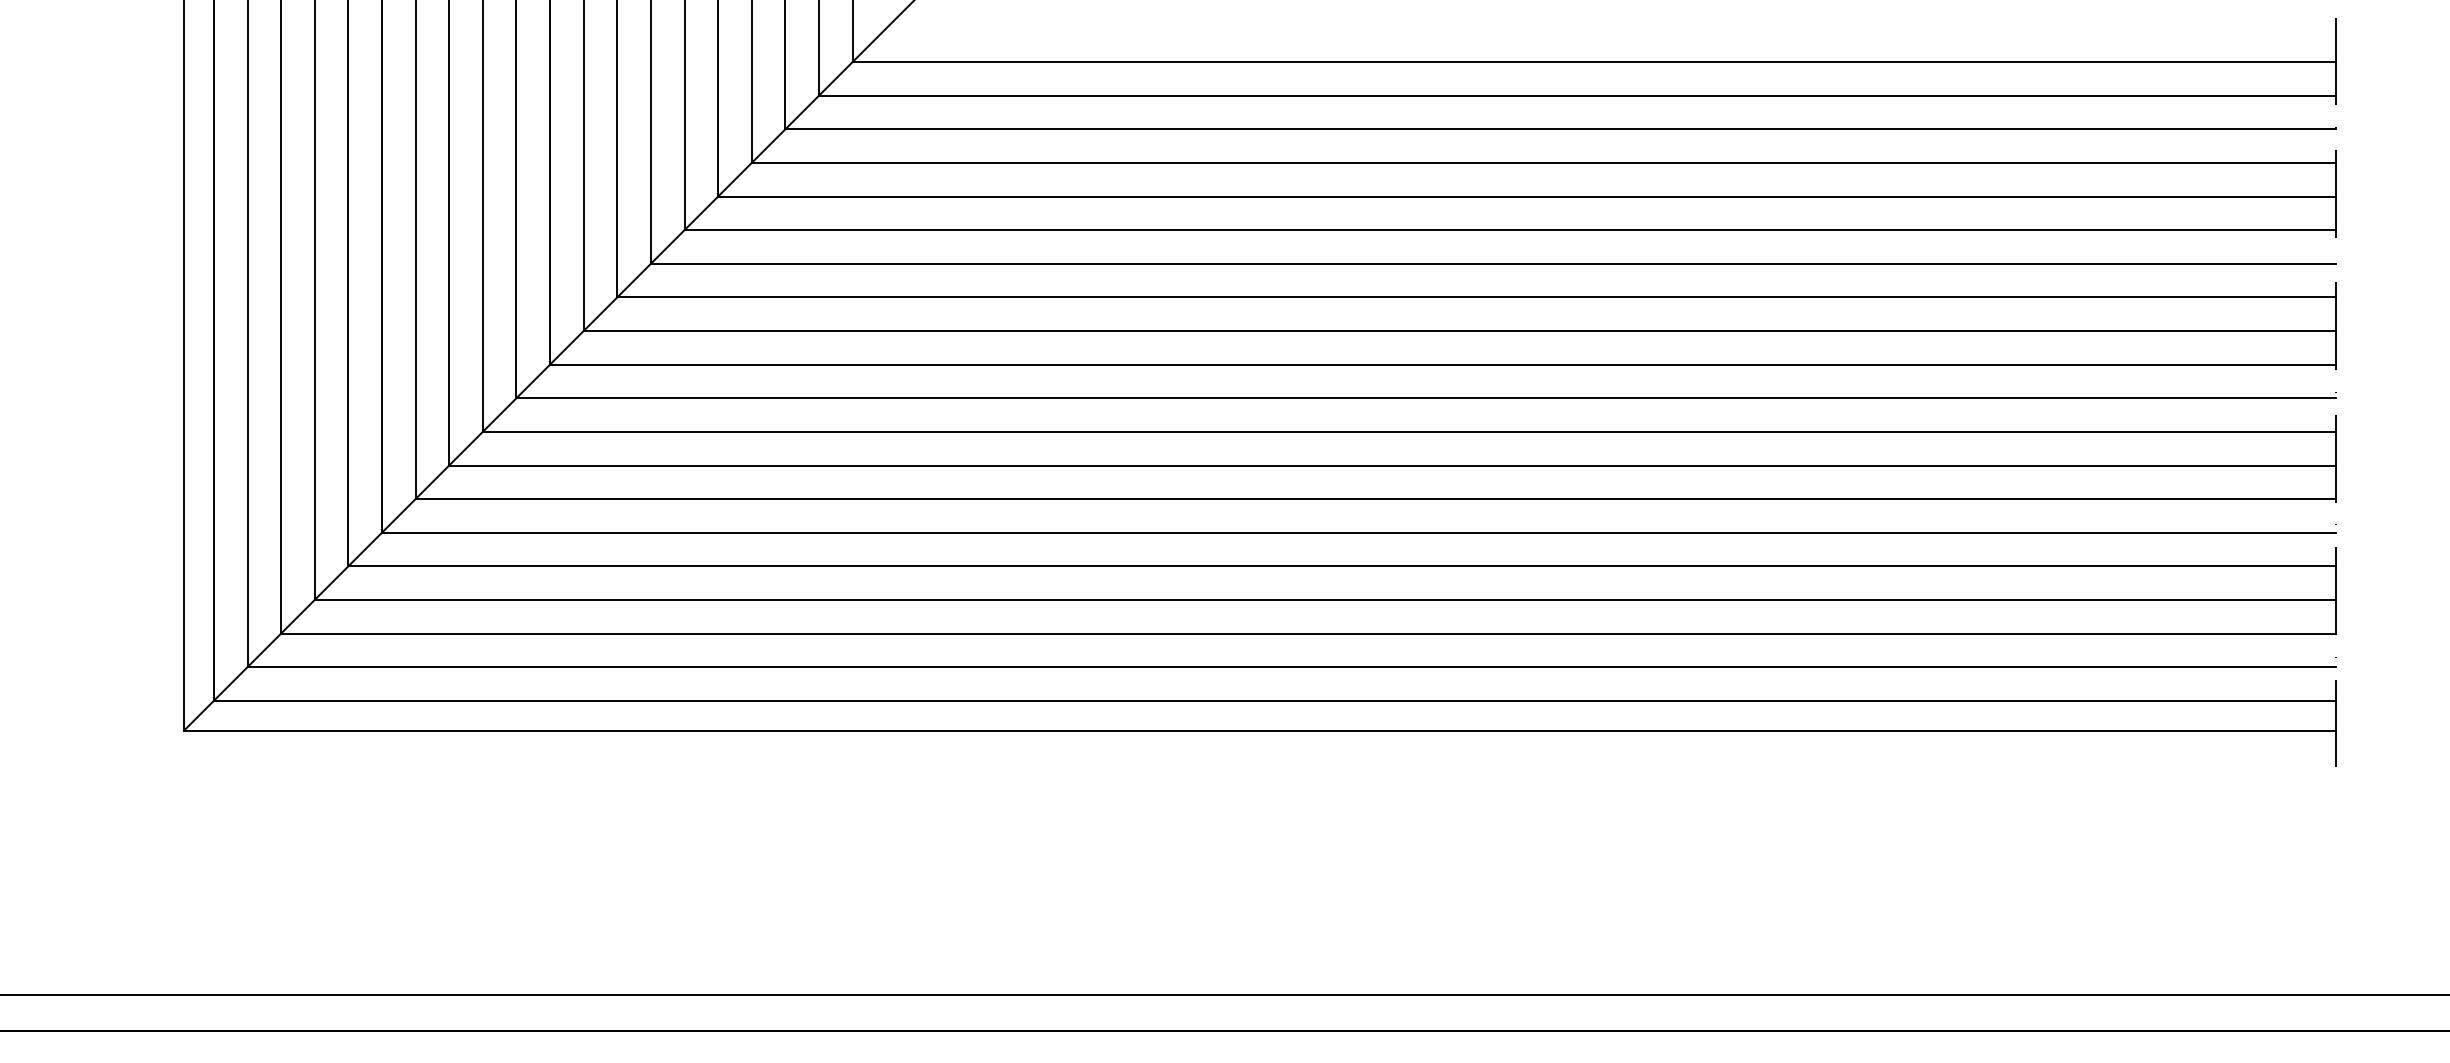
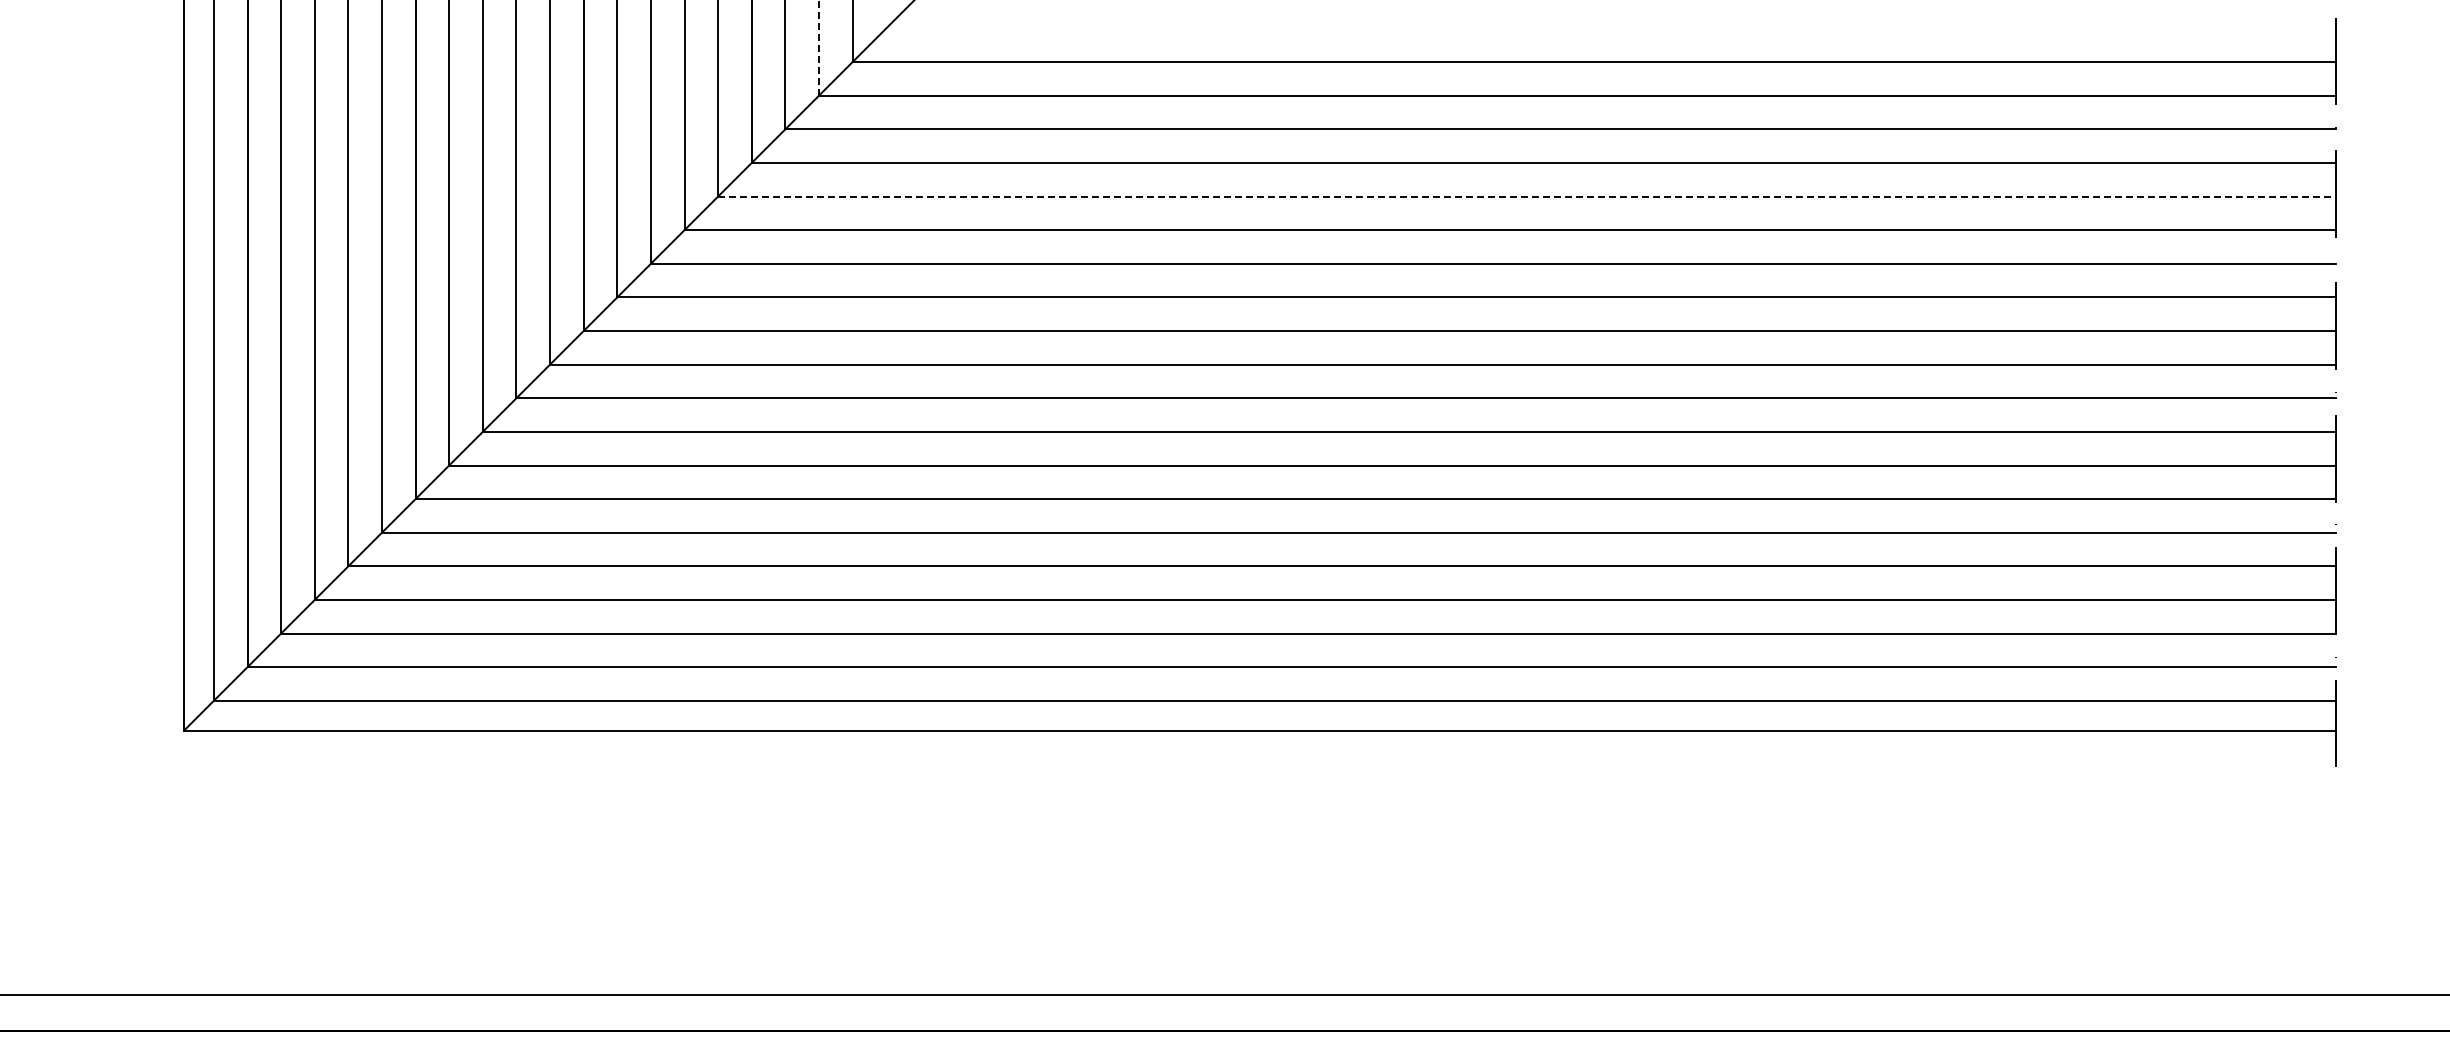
line: solid -> dashed (819, 47)
line: solid -> dashed (1527, 196)
